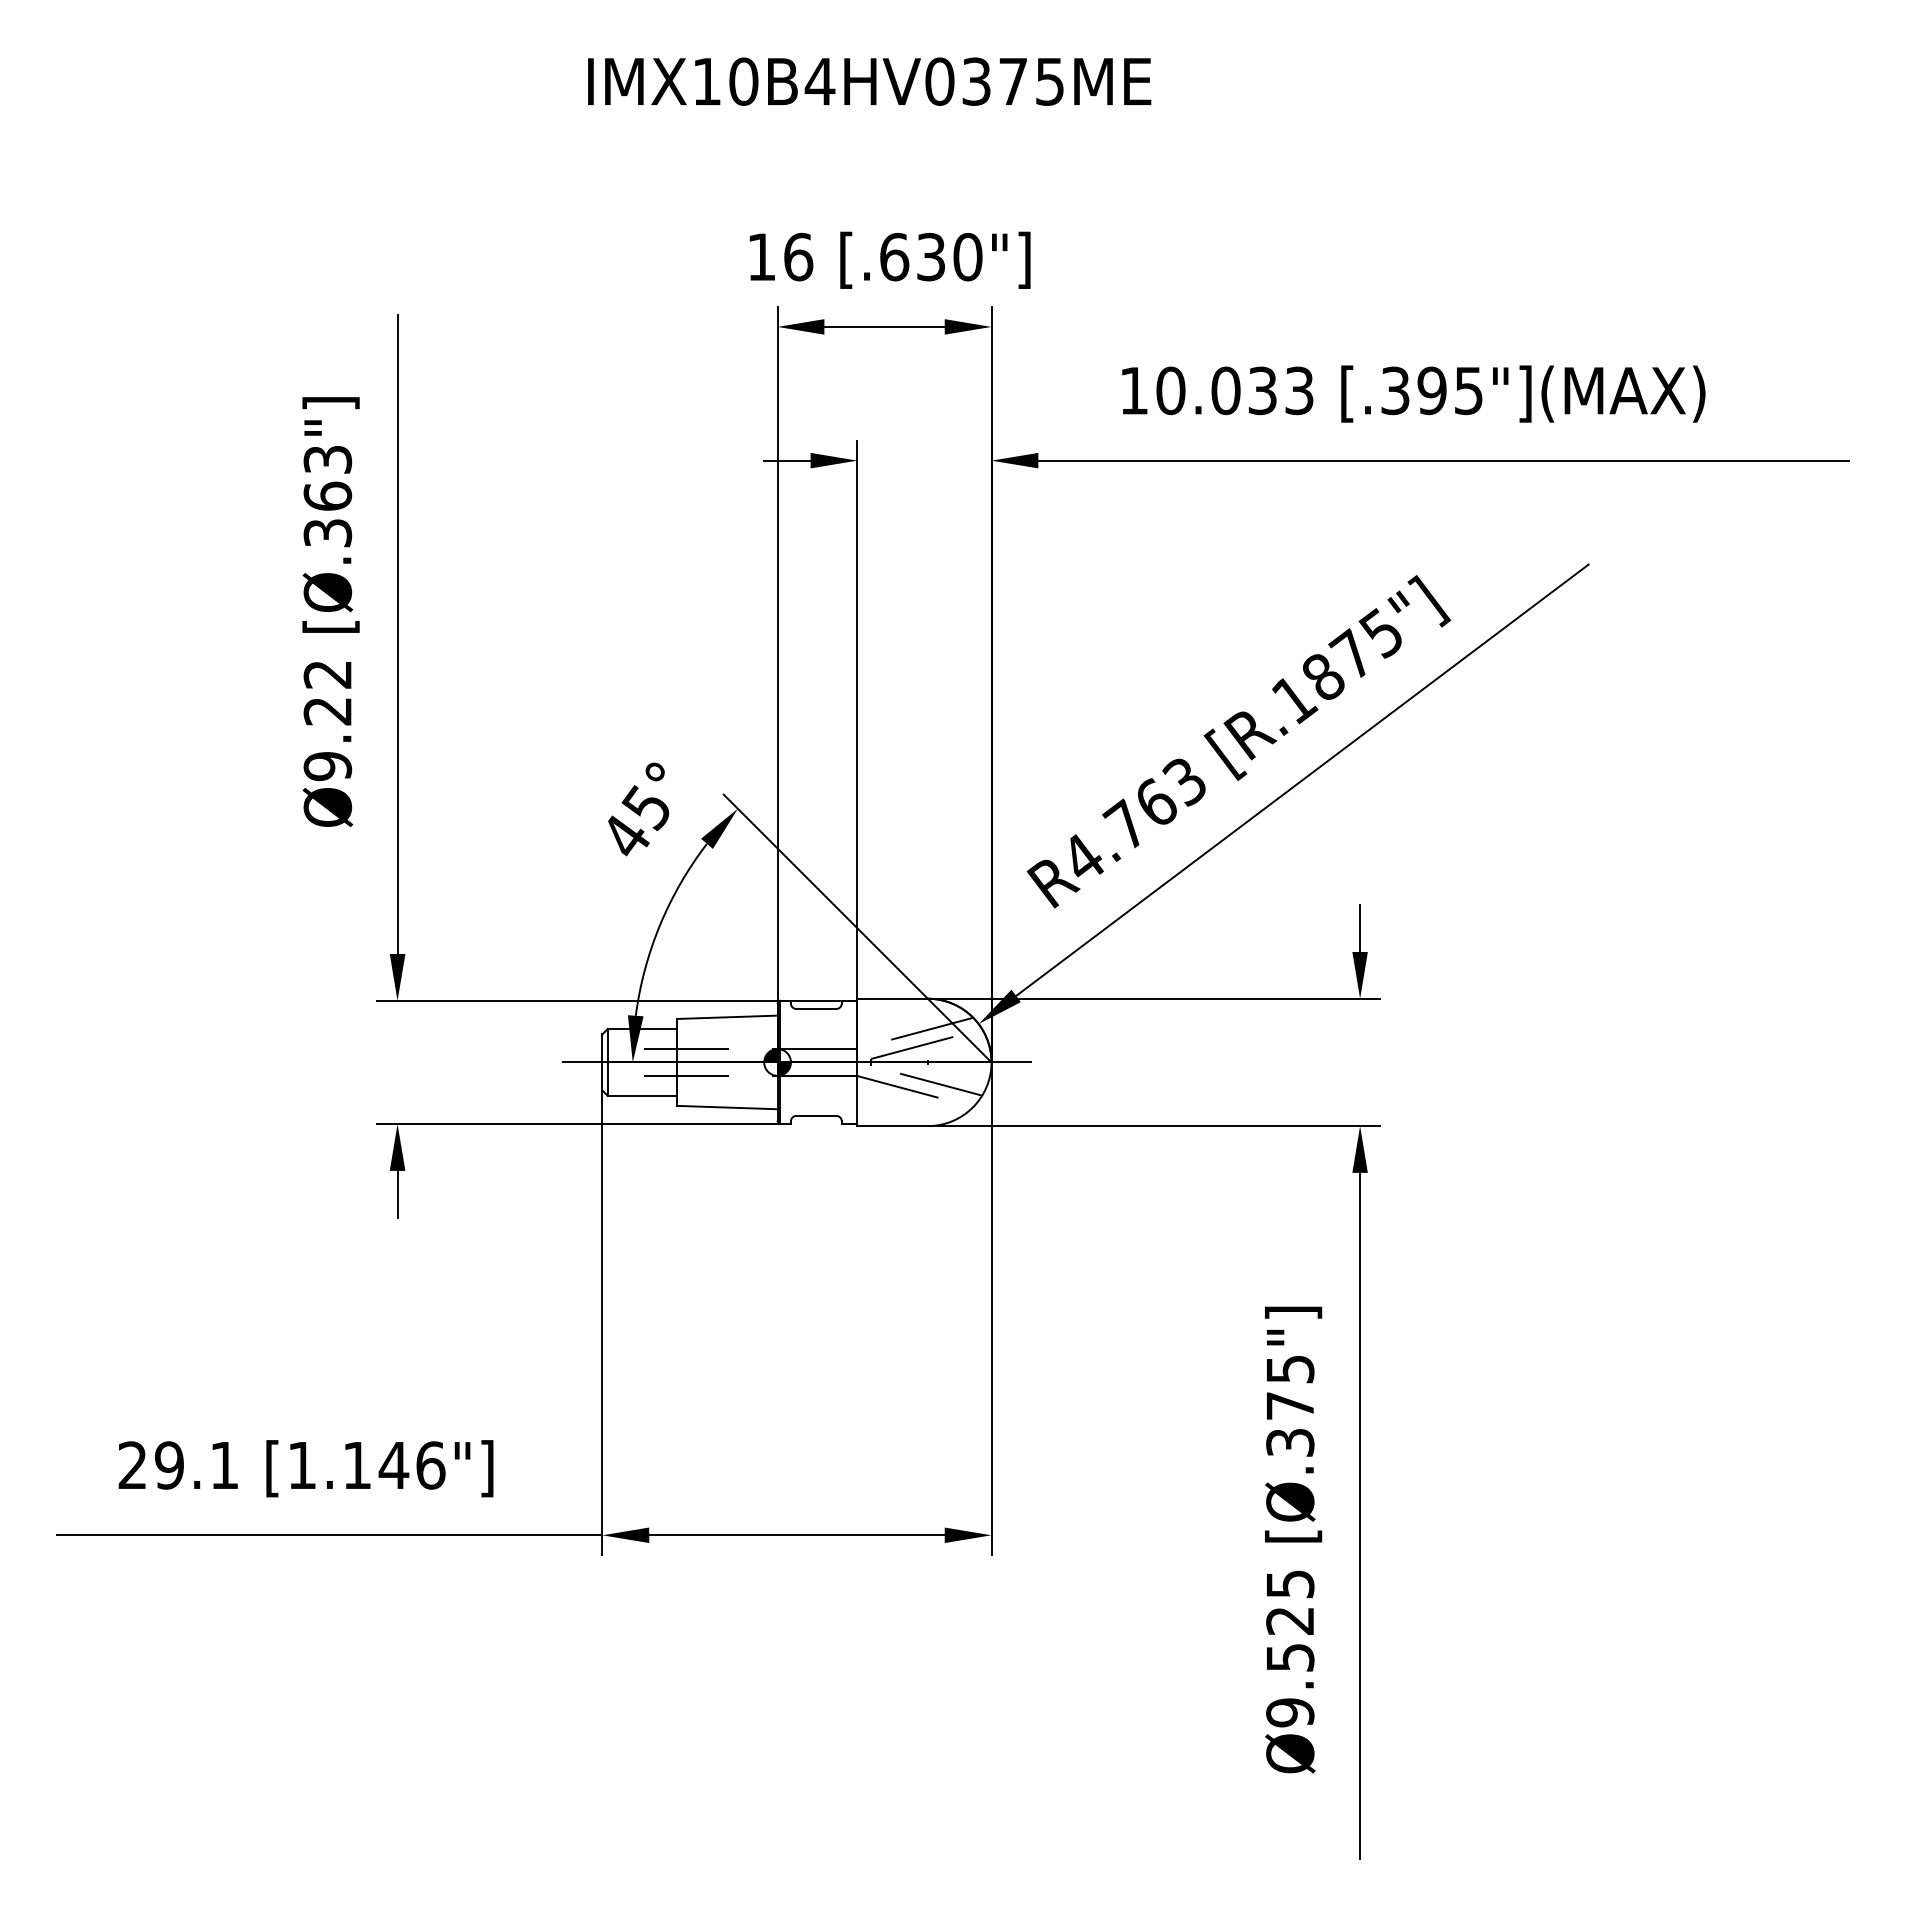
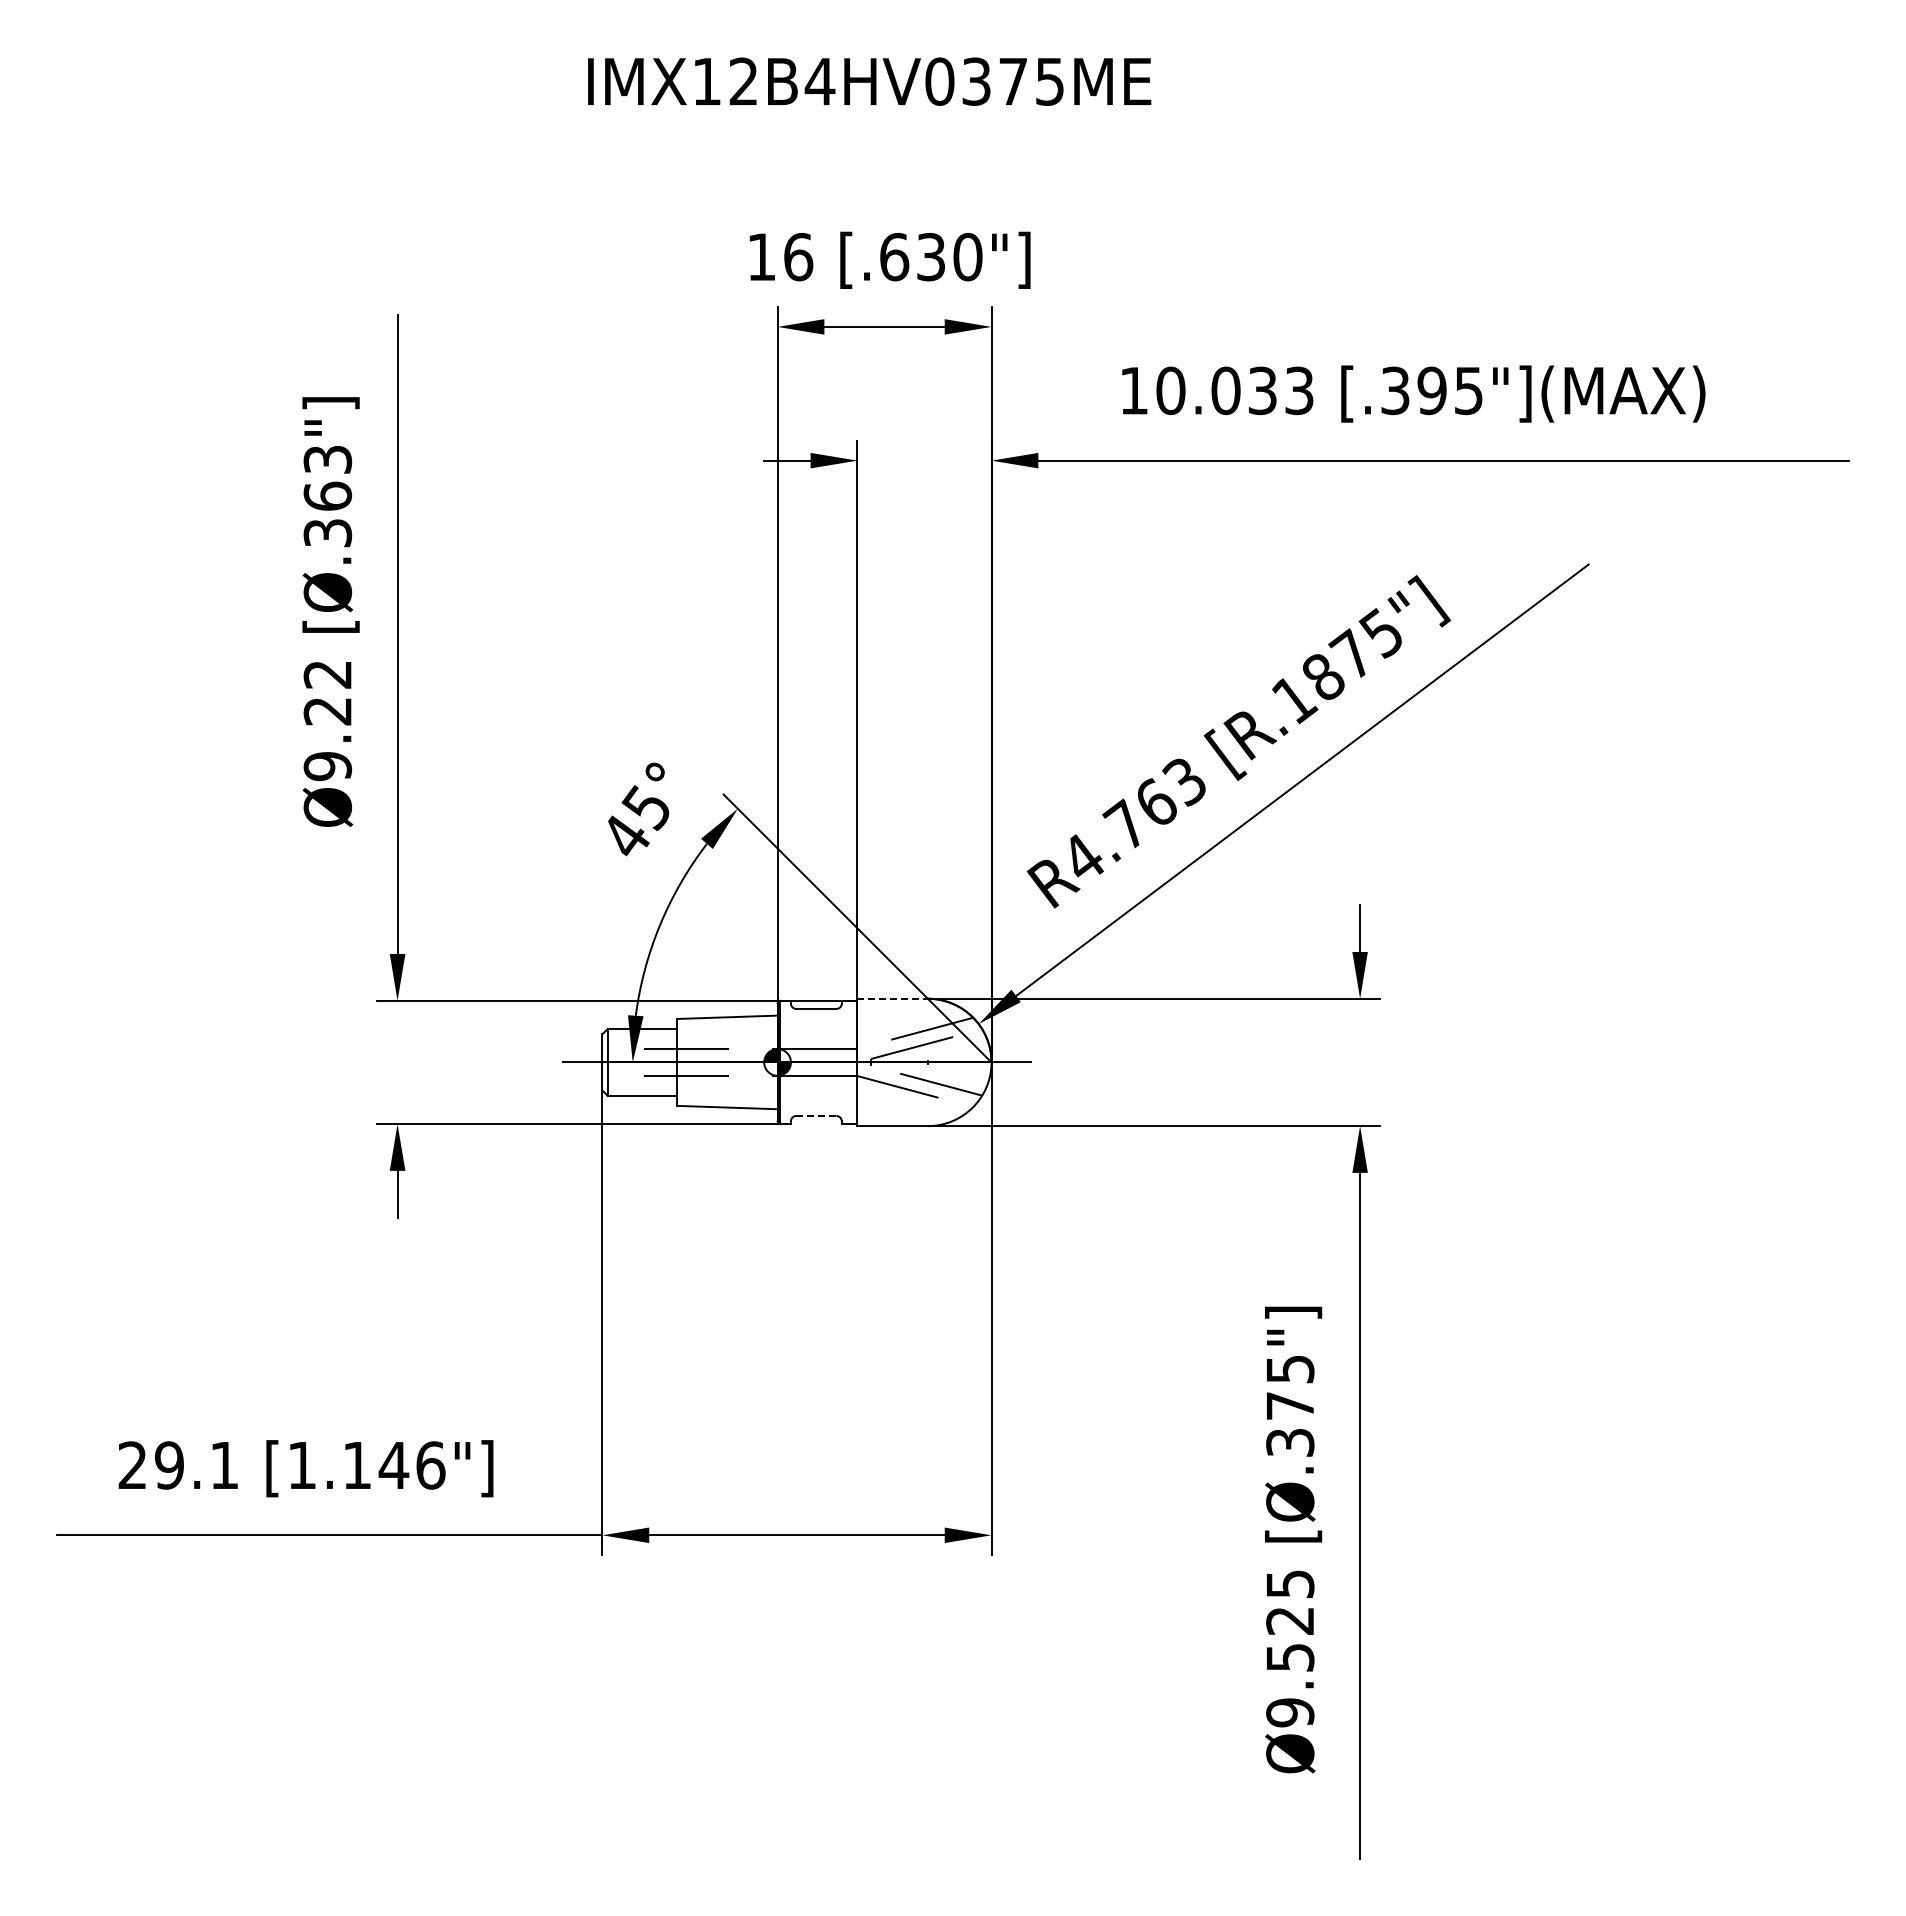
text: IMX10B4HV0375ME -> IMX12B4HV0375ME (743, 81)
line: solid -> dashed (893, 998)
line: solid -> dashed (815, 1115)
